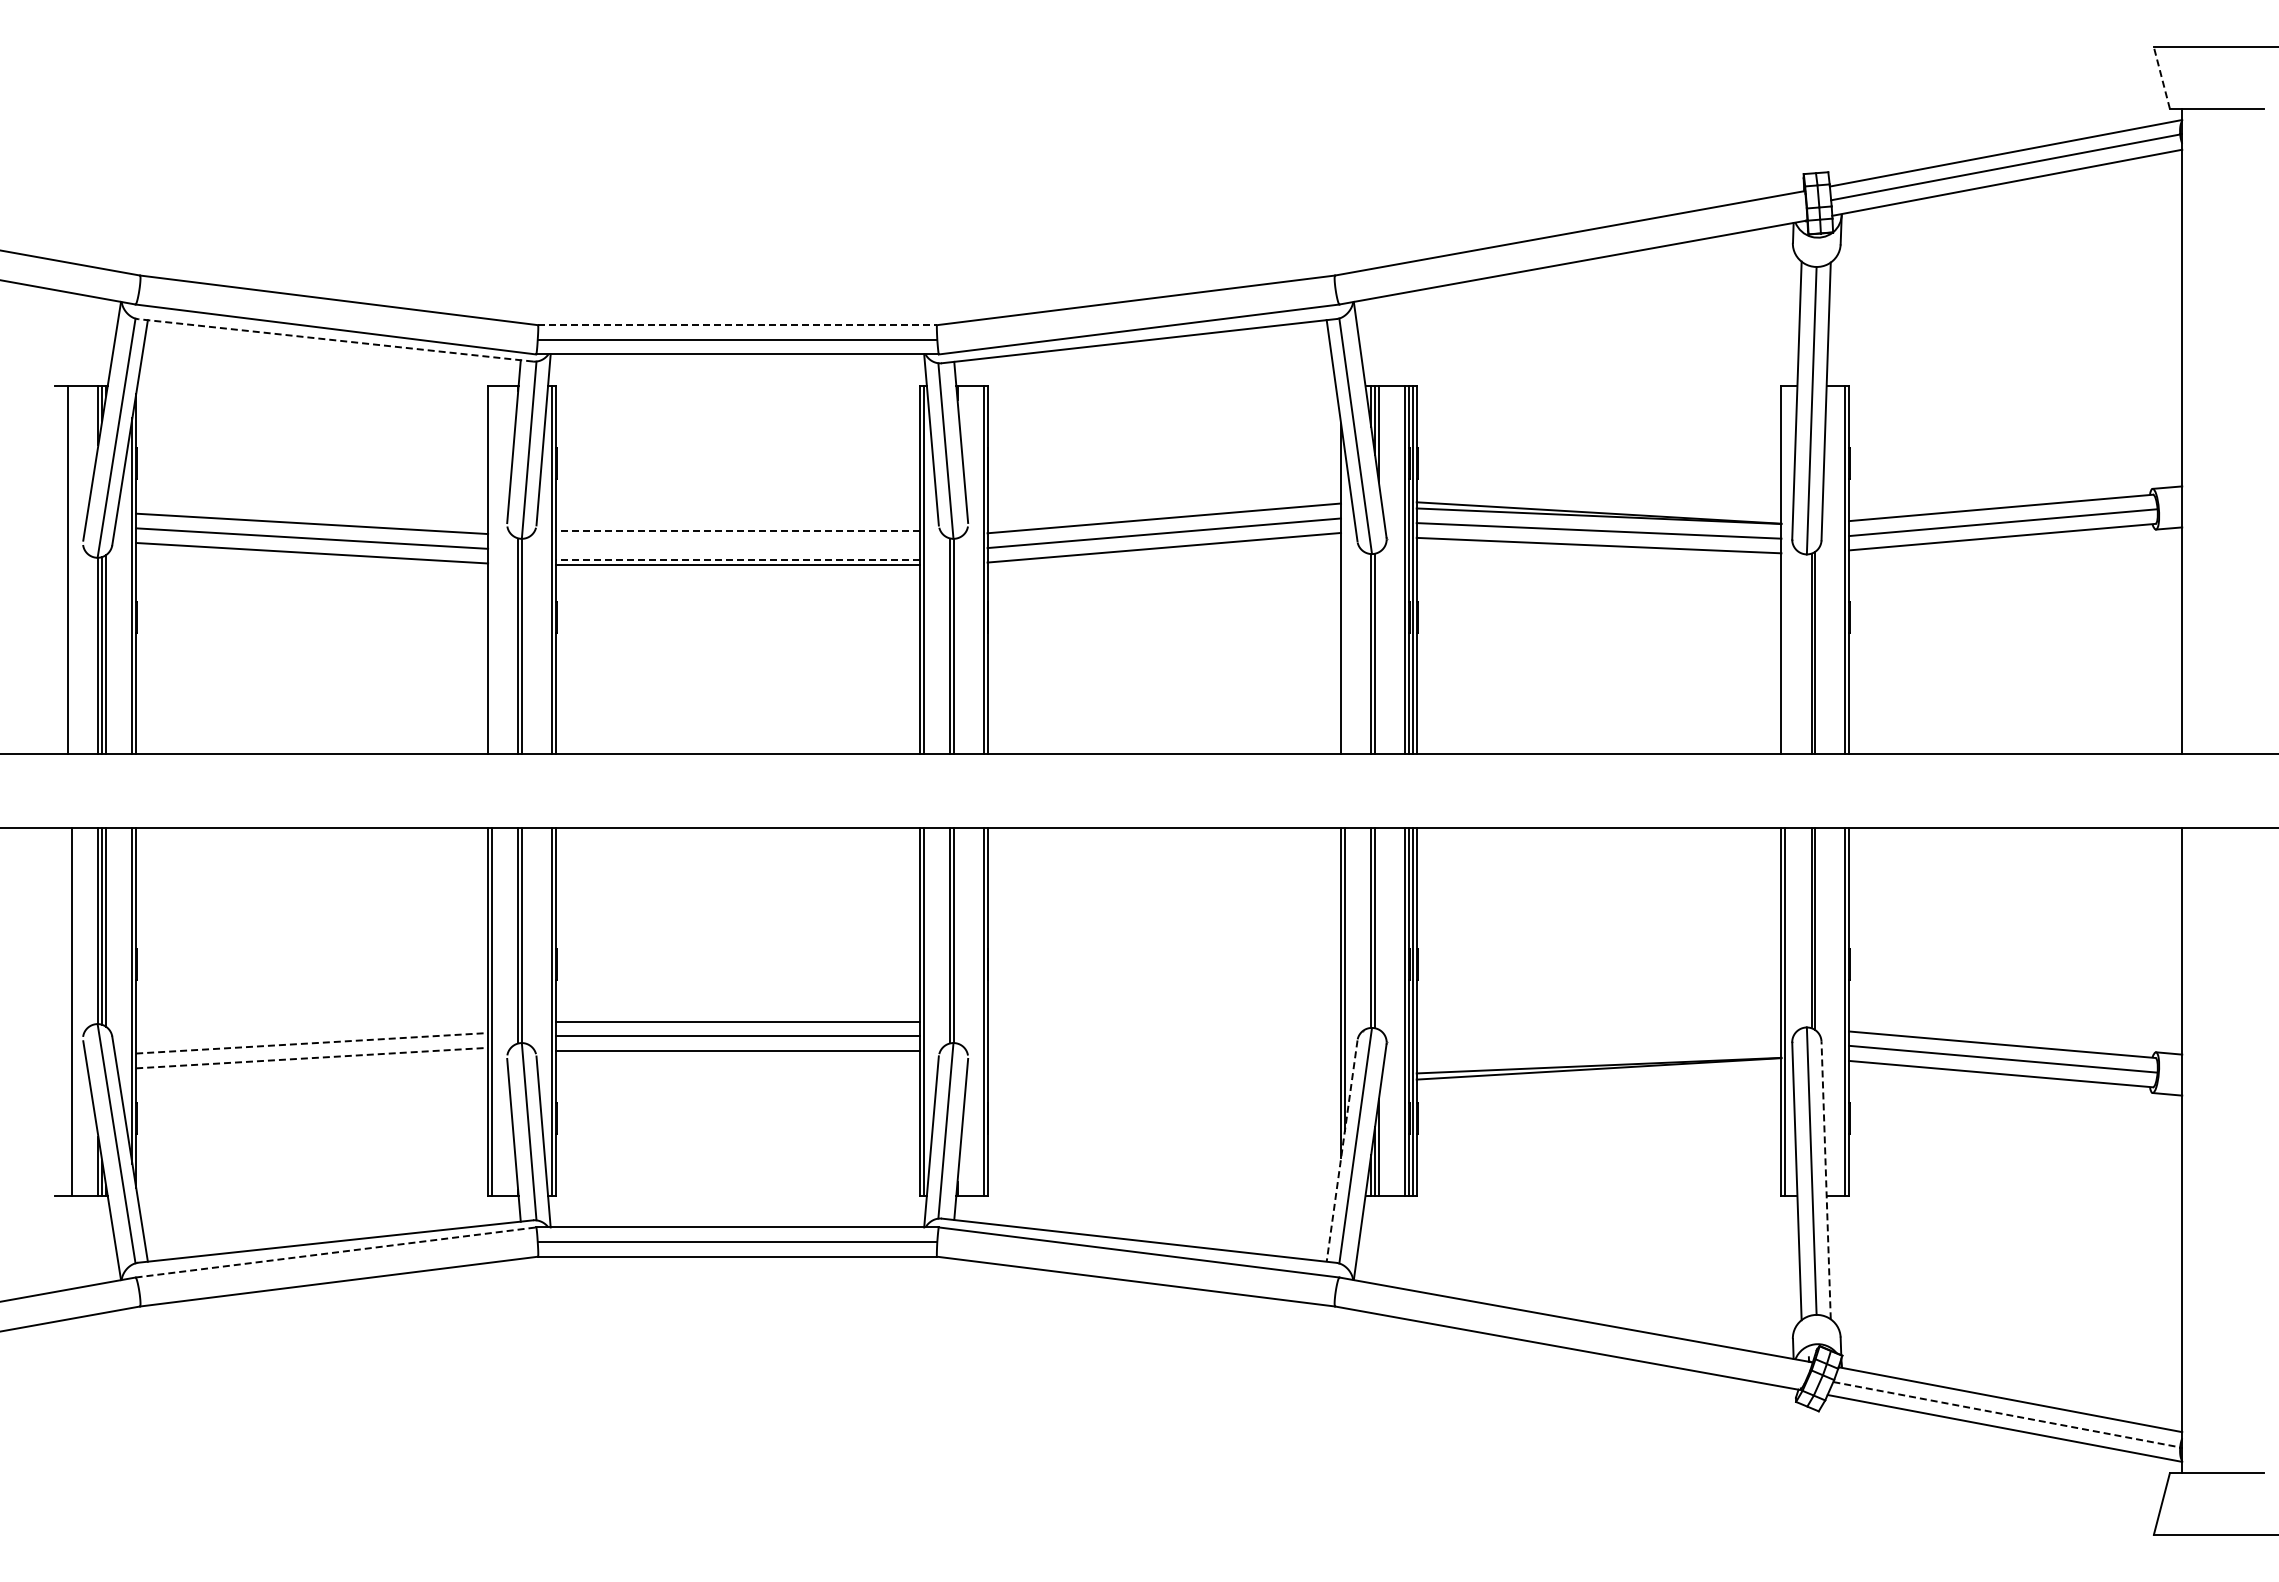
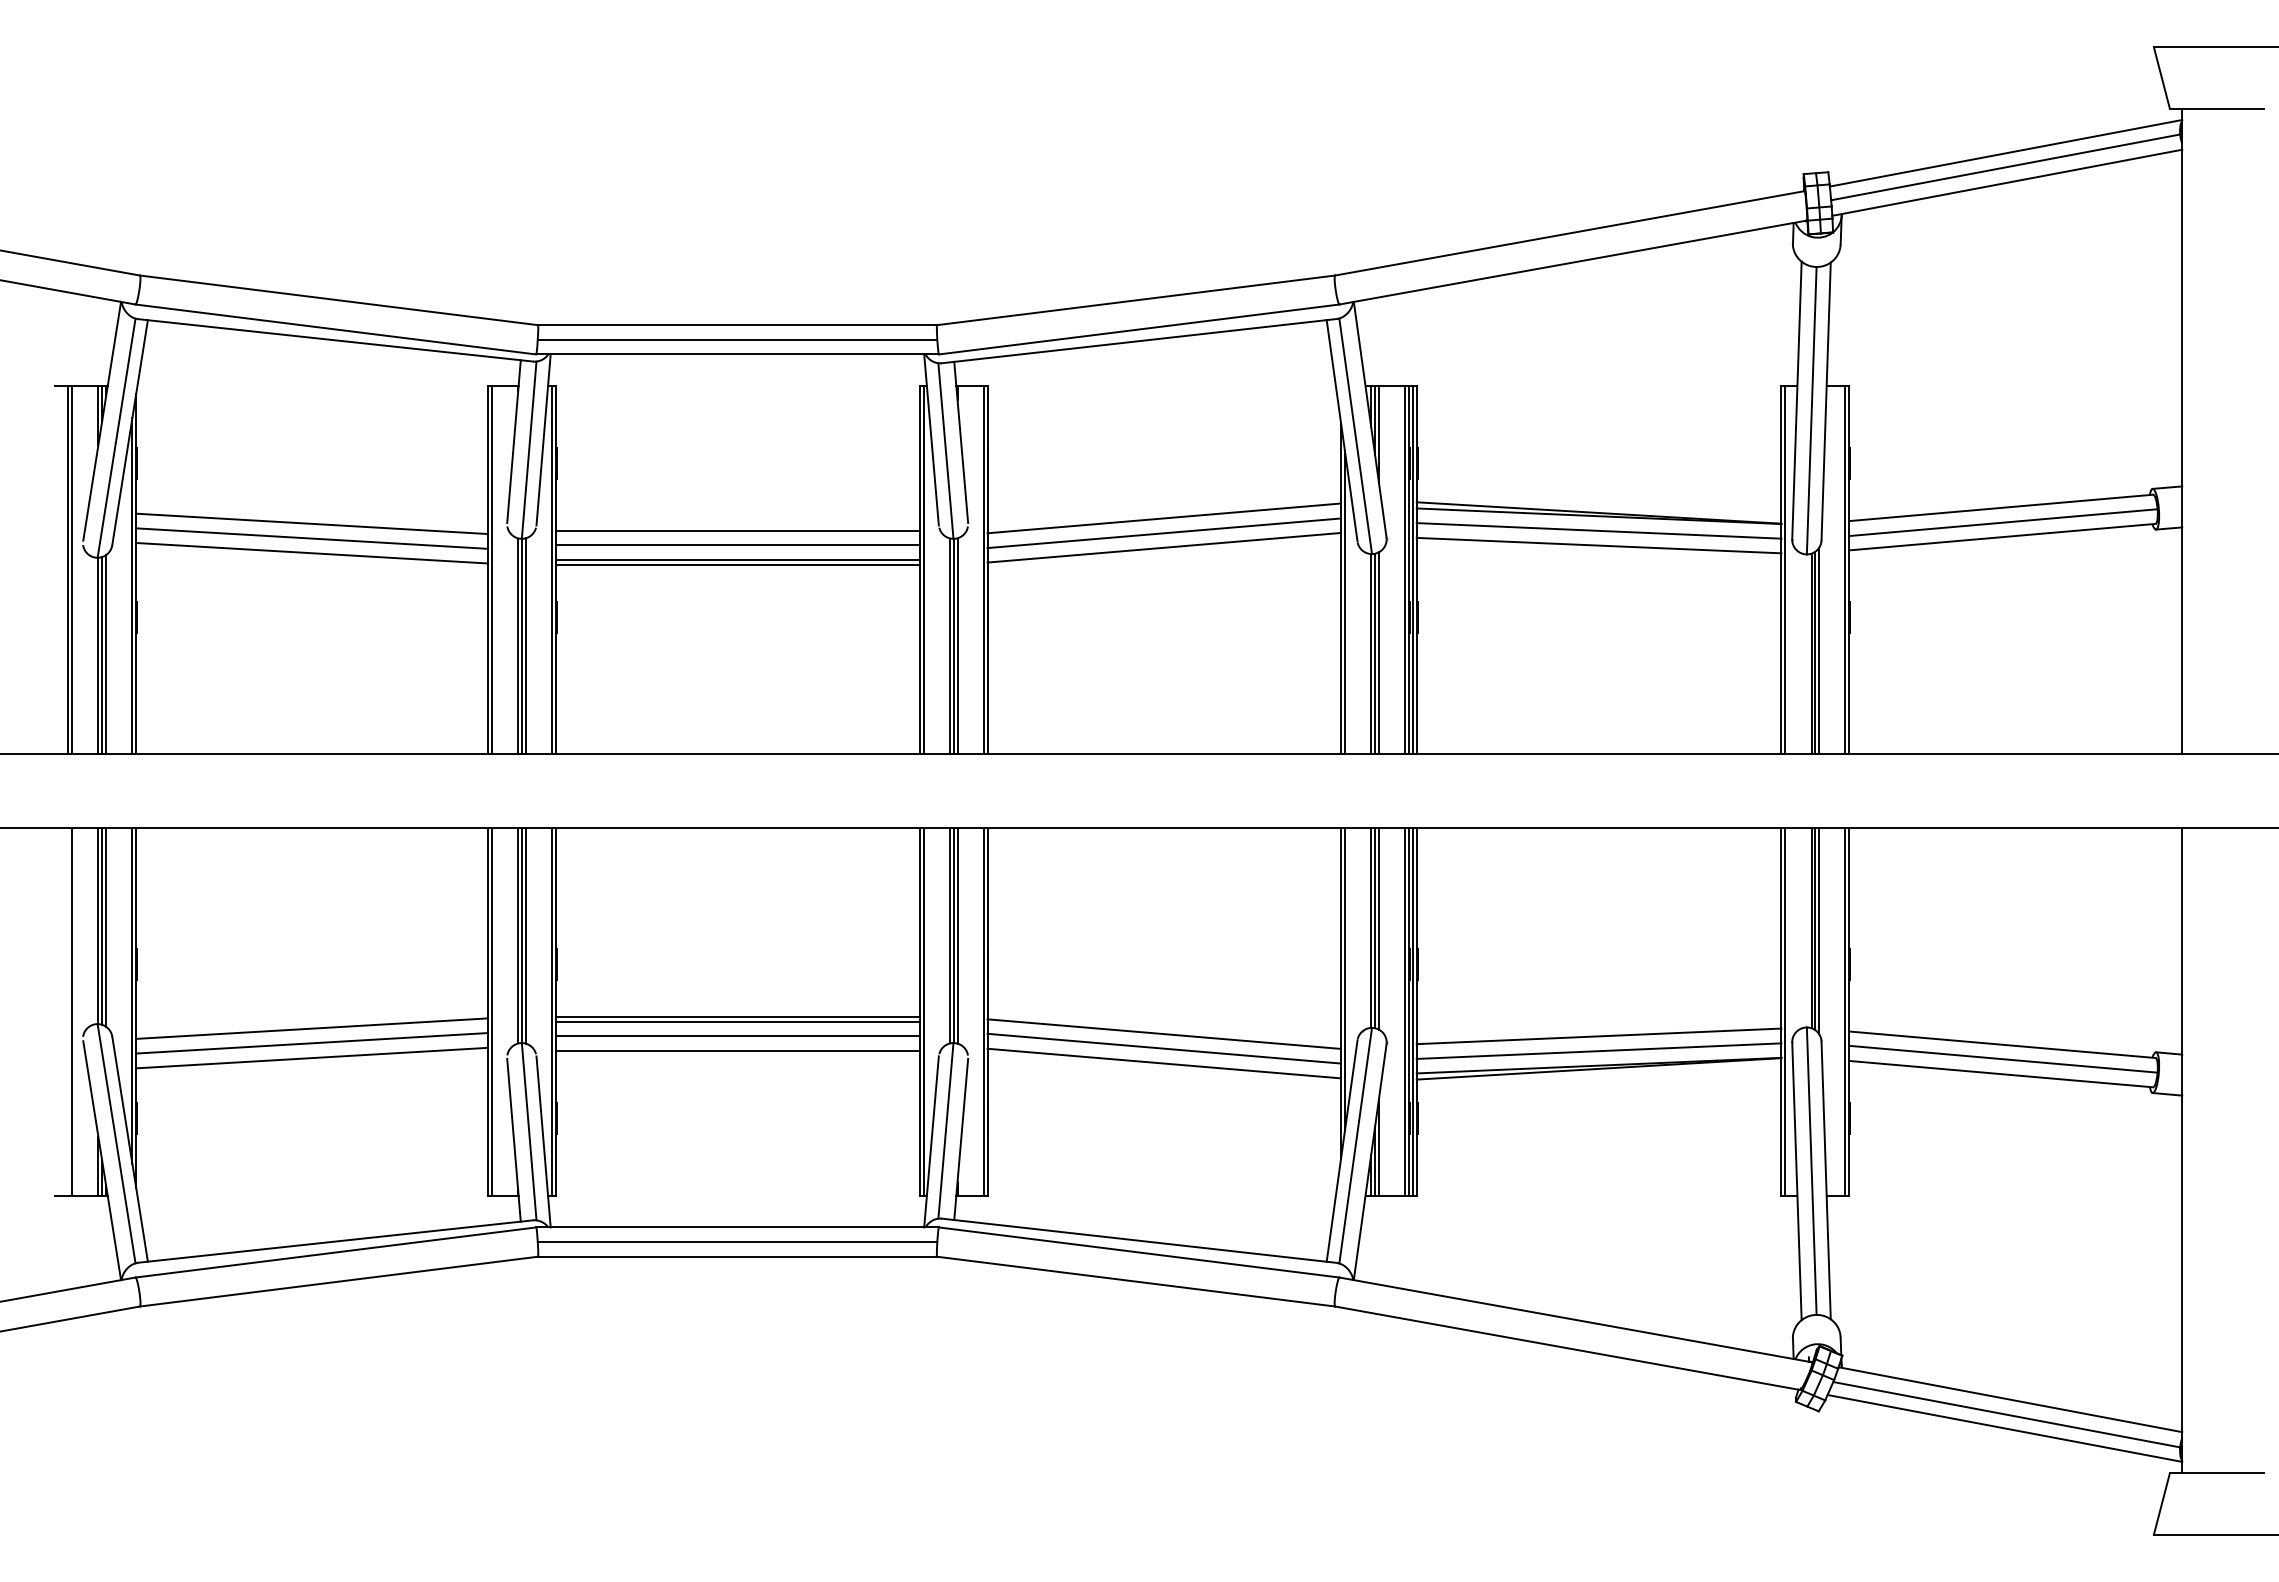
line: dashed -> solid (2161, 78)
line: dashed -> solid (738, 325)
line: dashed -> solid (335, 340)
line: dashed -> solid (737, 530)
line: none -> present (737, 545)
line: dashed -> solid (737, 560)
line: none -> present (72, 569)
line: none -> present (491, 569)
line: none -> present (1785, 569)
line: none -> present (1344, 602)
line: none -> present (525, 645)
line: none -> present (957, 645)
line: none -> present (1819, 650)
line: none -> present (1378, 652)
line: none -> present (1378, 928)
line: none -> present (1819, 931)
line: none -> present (525, 935)
line: none -> present (957, 935)
line: none -> present (737, 1016)
line: none -> present (312, 1028)
line: none -> present (1164, 1033)
line: none -> present (1598, 1036)
line: dashed -> solid (312, 1043)
line: none -> present (1164, 1048)
line: none -> present (1598, 1050)
line: dashed -> solid (312, 1058)
line: none -> present (1164, 1063)
line: dashed -> solid (1342, 1151)
line: dashed -> solid (1826, 1180)
line: dashed -> solid (335, 1252)
line: dashed -> solid (2007, 1414)
